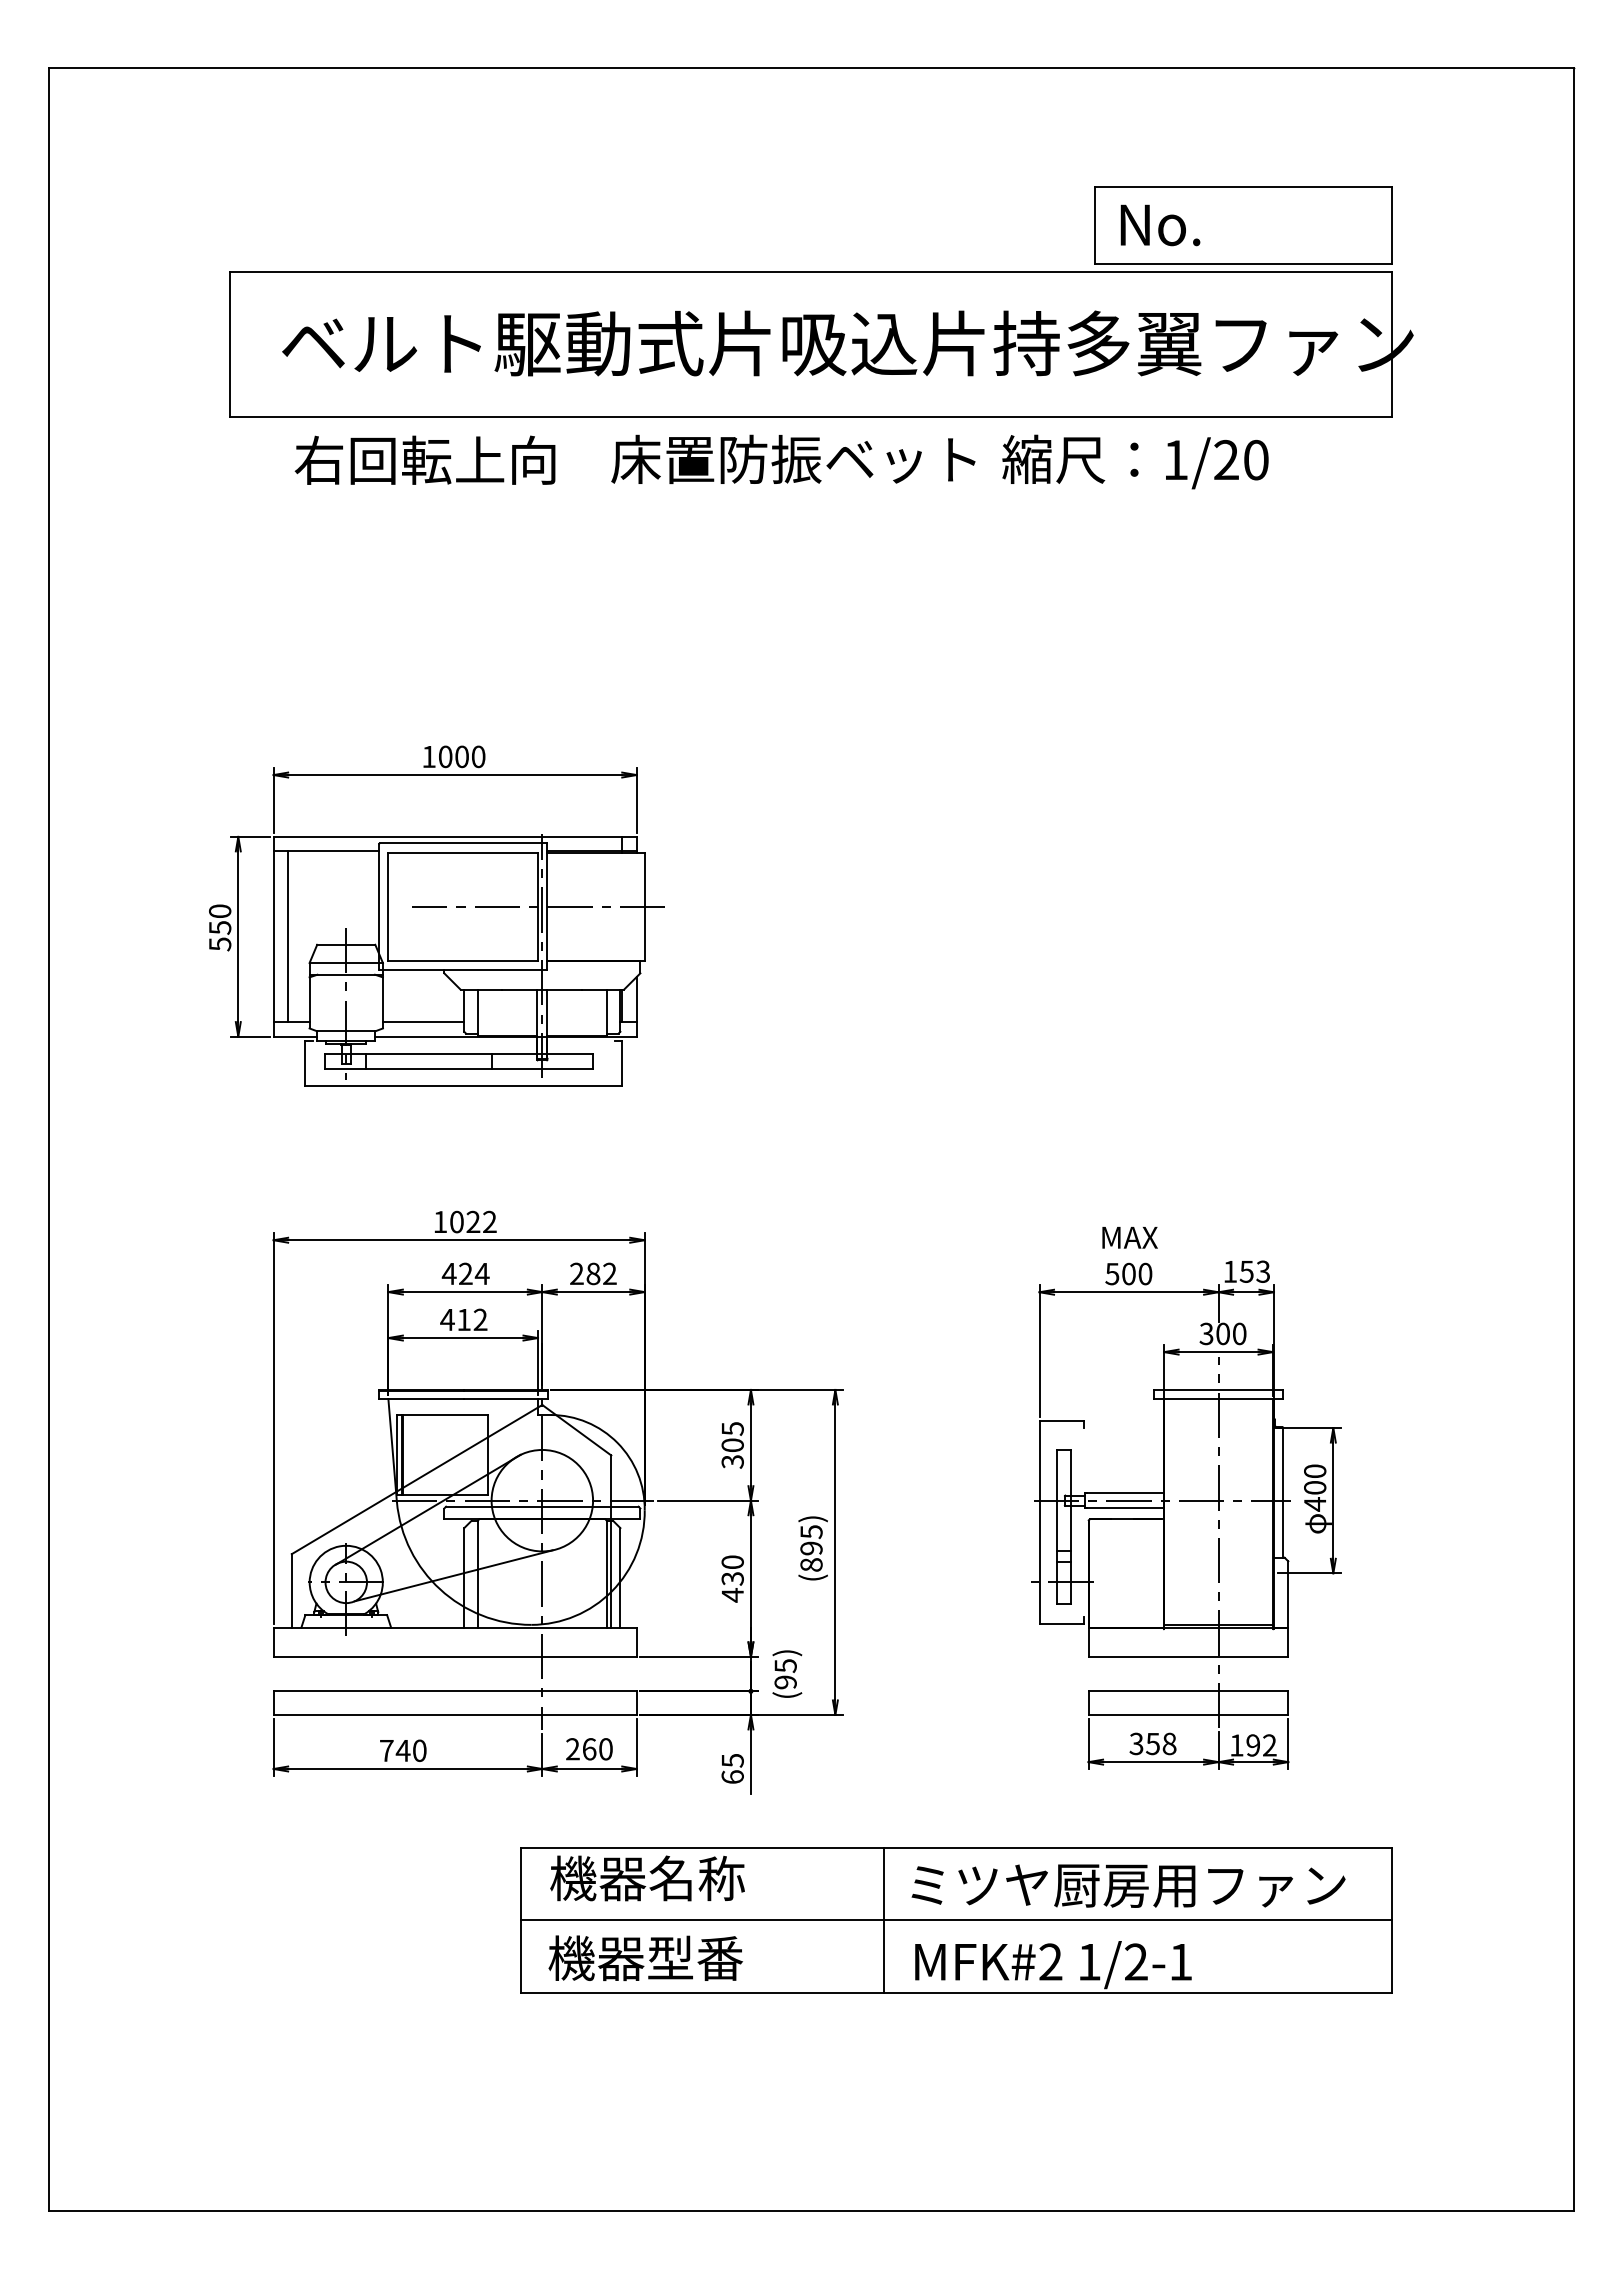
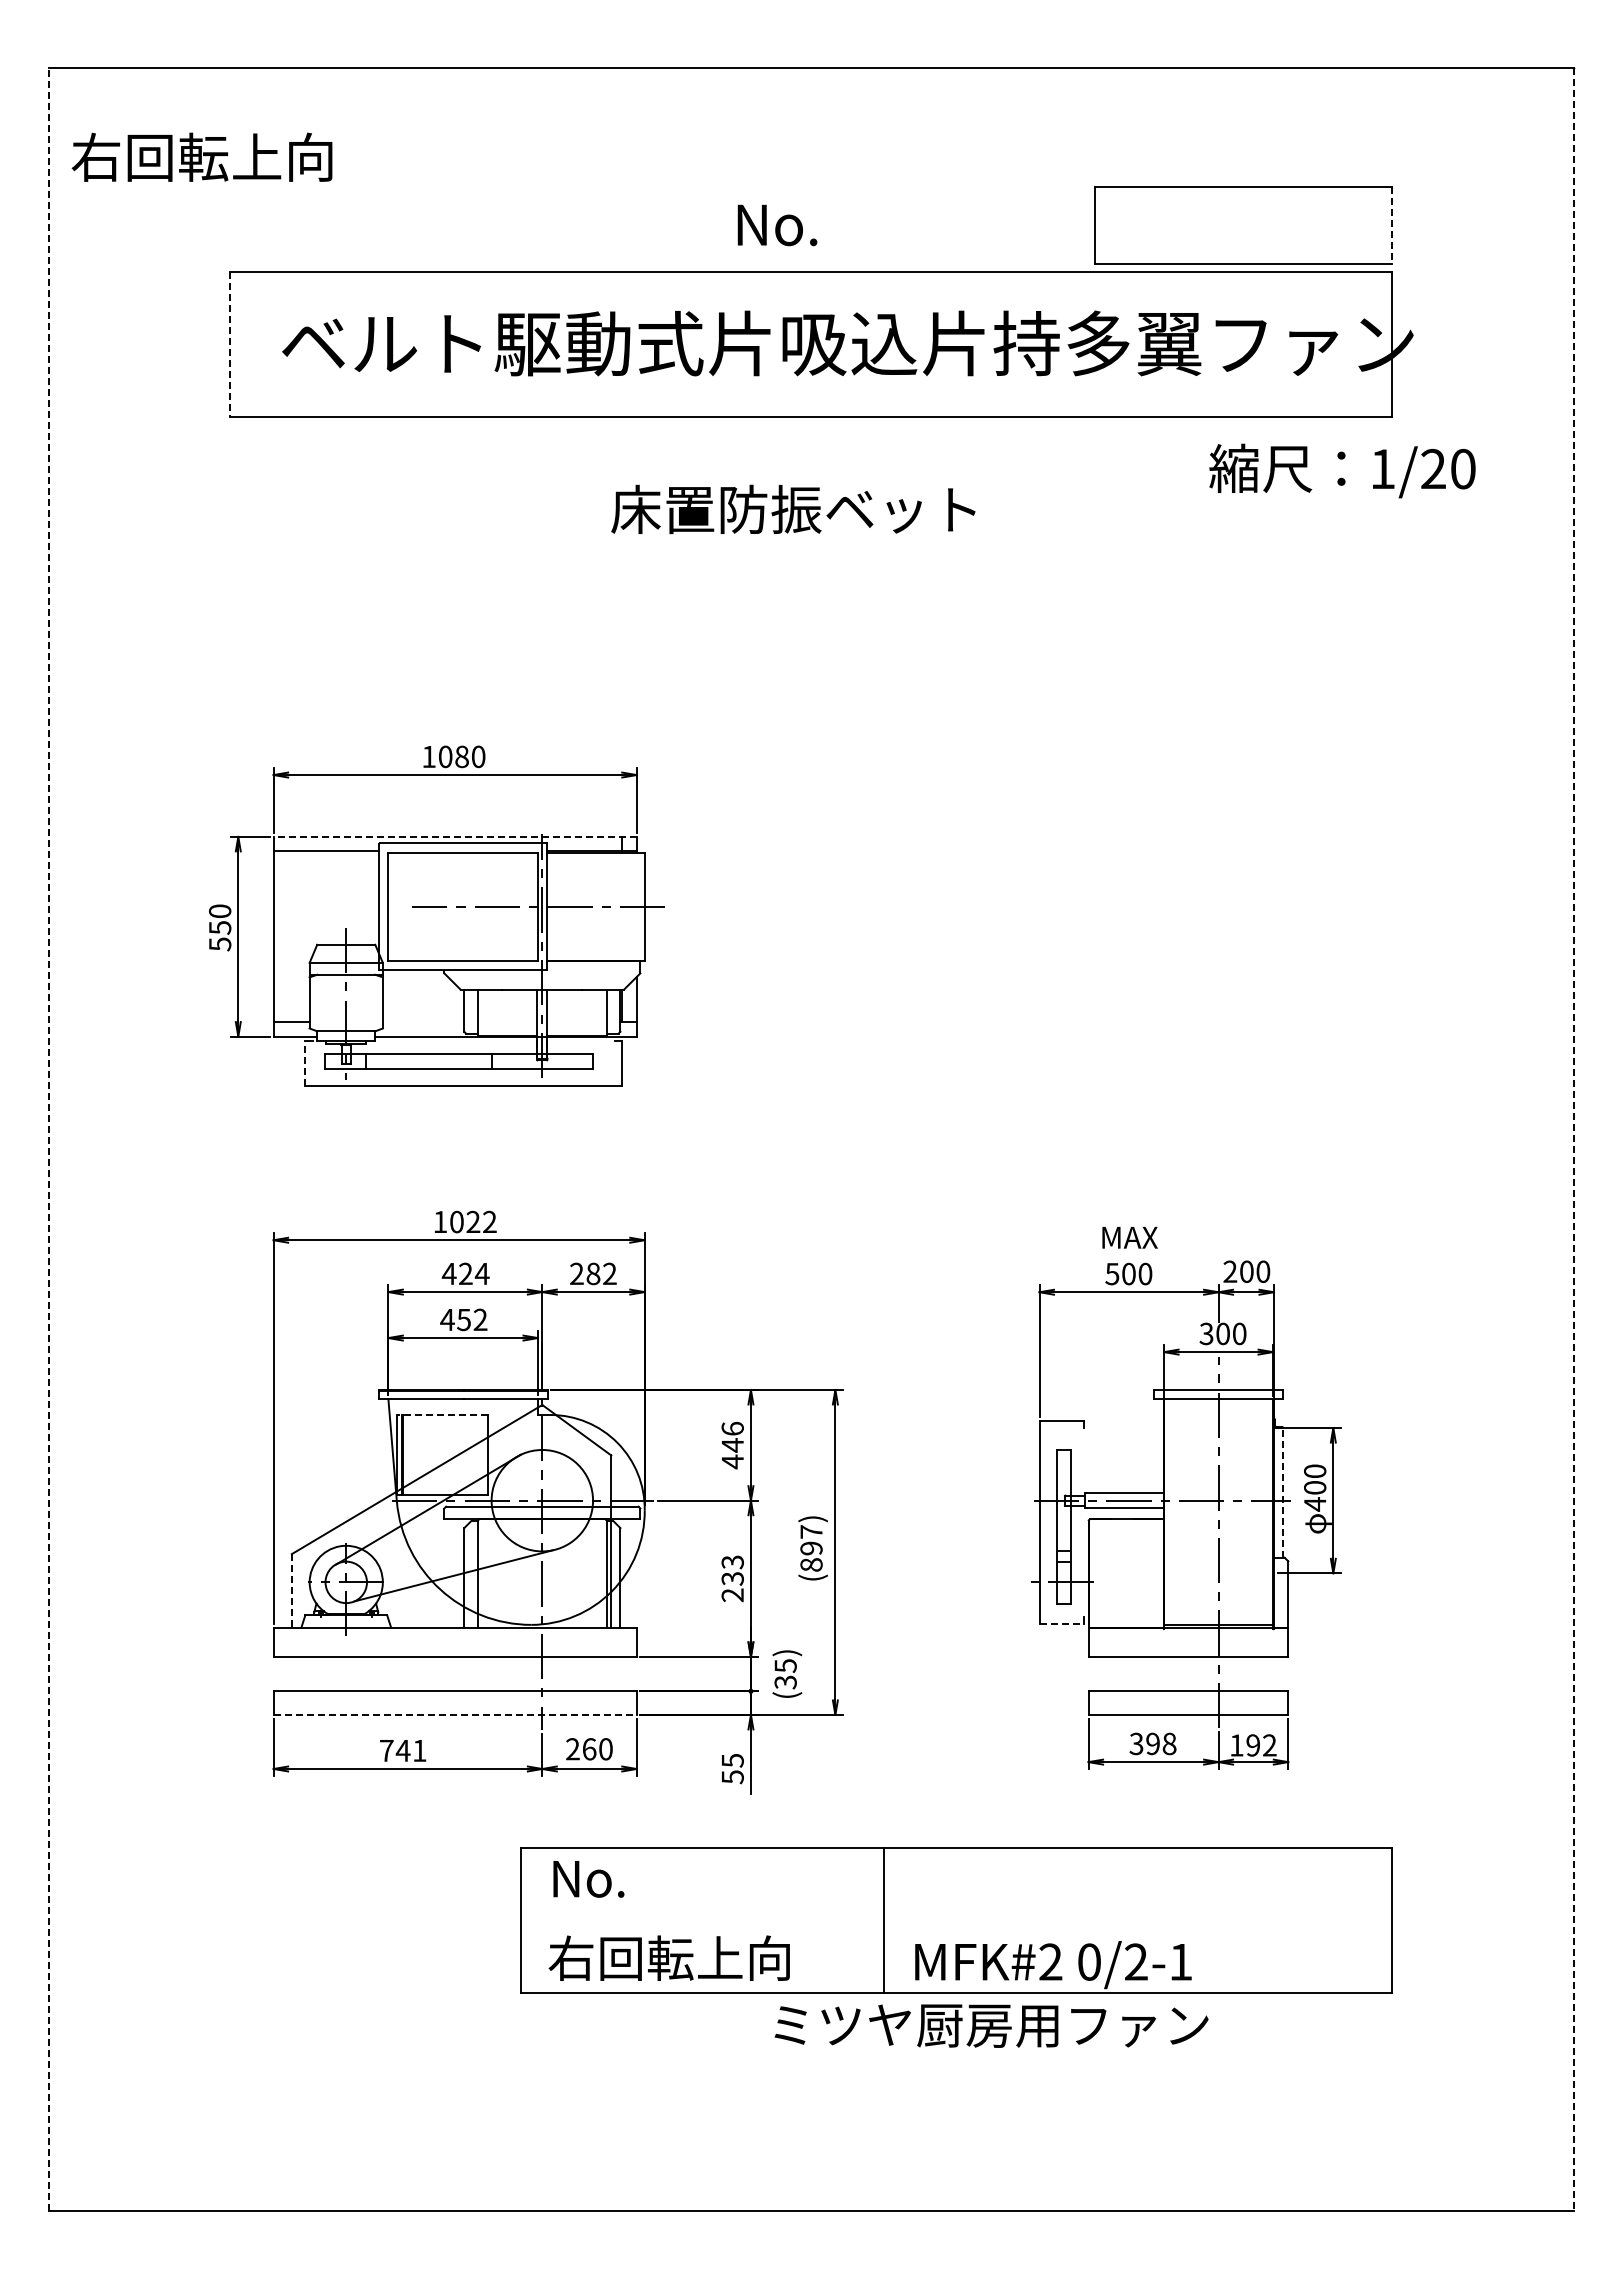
text position: (1160, 225) -> (777, 225) (777, 225)
line: solid -> dashed (1391, 225)
line: solid -> dashed (230, 344)
text position: (793, 458) -> (793, 508) (793, 508)
text position: (424, 459) -> (201, 156) (201, 156)
text position: (1135, 461) -> (1342, 470) (1342, 470)
text: 1000 -> 1080 (461, 756)
line: solid -> dashed (455, 836)
line: present -> none (288, 936)
line: present -> none (423, 1022)
line: solid -> dashed (305, 1062)
line: solid -> dashed (48, 1139)
line: solid -> dashed (1573, 1139)
text: 153 -> 200 (1246, 1271)
text: 412 -> 452 (463, 1320)
line: solid -> dashed (441, 1415)
text: 305 -> 446 (732, 1445)
line: solid -> dashed (1283, 1492)
text: (895) -> (897) (811, 1532)
text: 430 -> 233 (732, 1578)
line: solid -> dashed (291, 1590)
line: solid -> dashed (1062, 1624)
text: (95) -> (35) (785, 1682)
line: solid -> dashed (455, 1714)
text: 358 -> 398 (1152, 1743)
text: 740 -> 741 (419, 1750)
text: 65 -> 55 (732, 1777)
text: 機器名称 -> No. (647, 1878)
text position: (1128, 1885) -> (991, 2025) (991, 2025)
line: present -> none (955, 1920)
text: 機器型番 -> 右回転上向 (668, 1958)
text: 1/2-1 -> 0/2-1 (1089, 1961)
